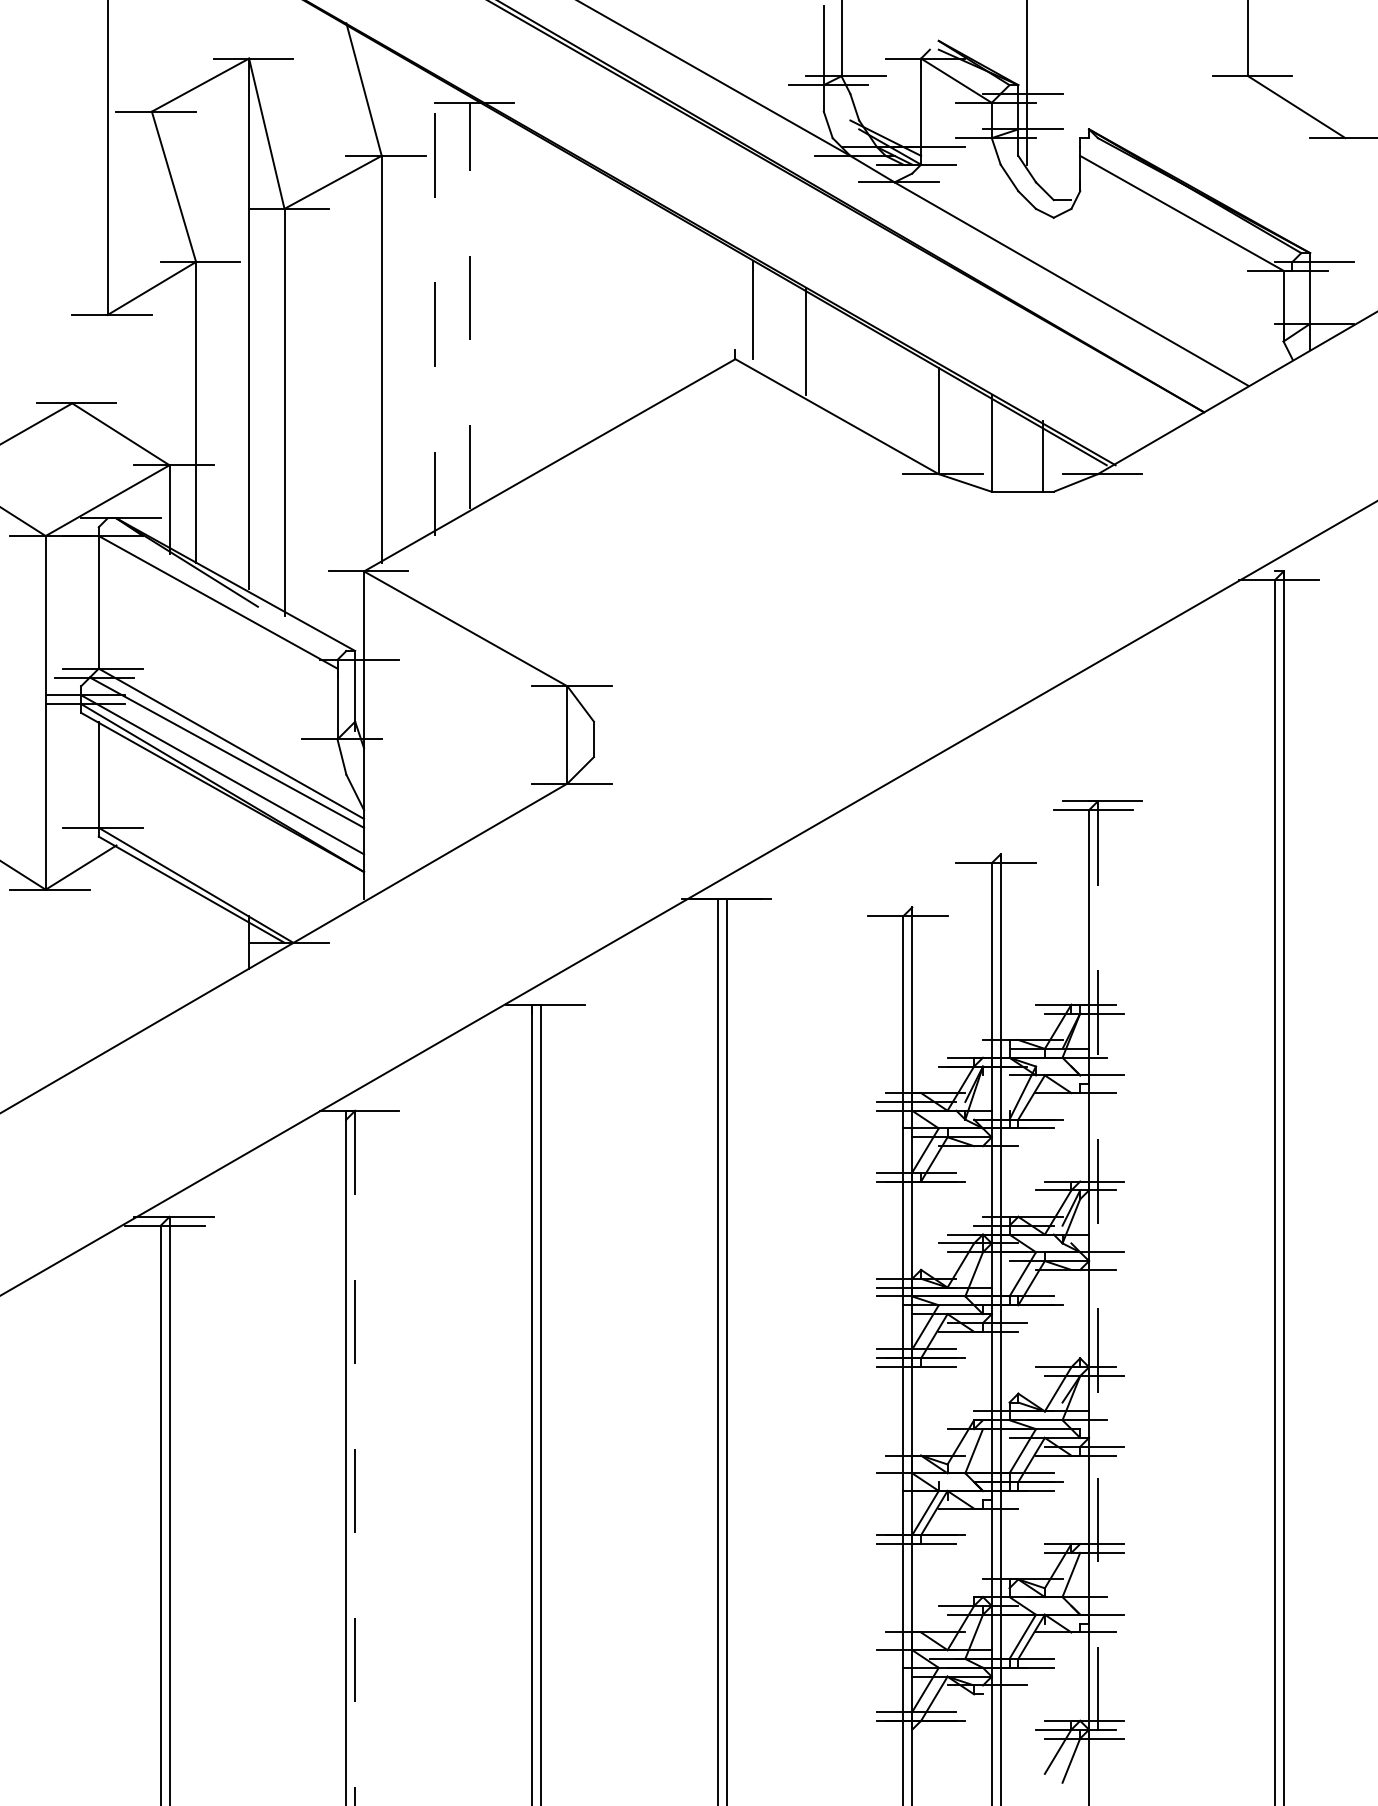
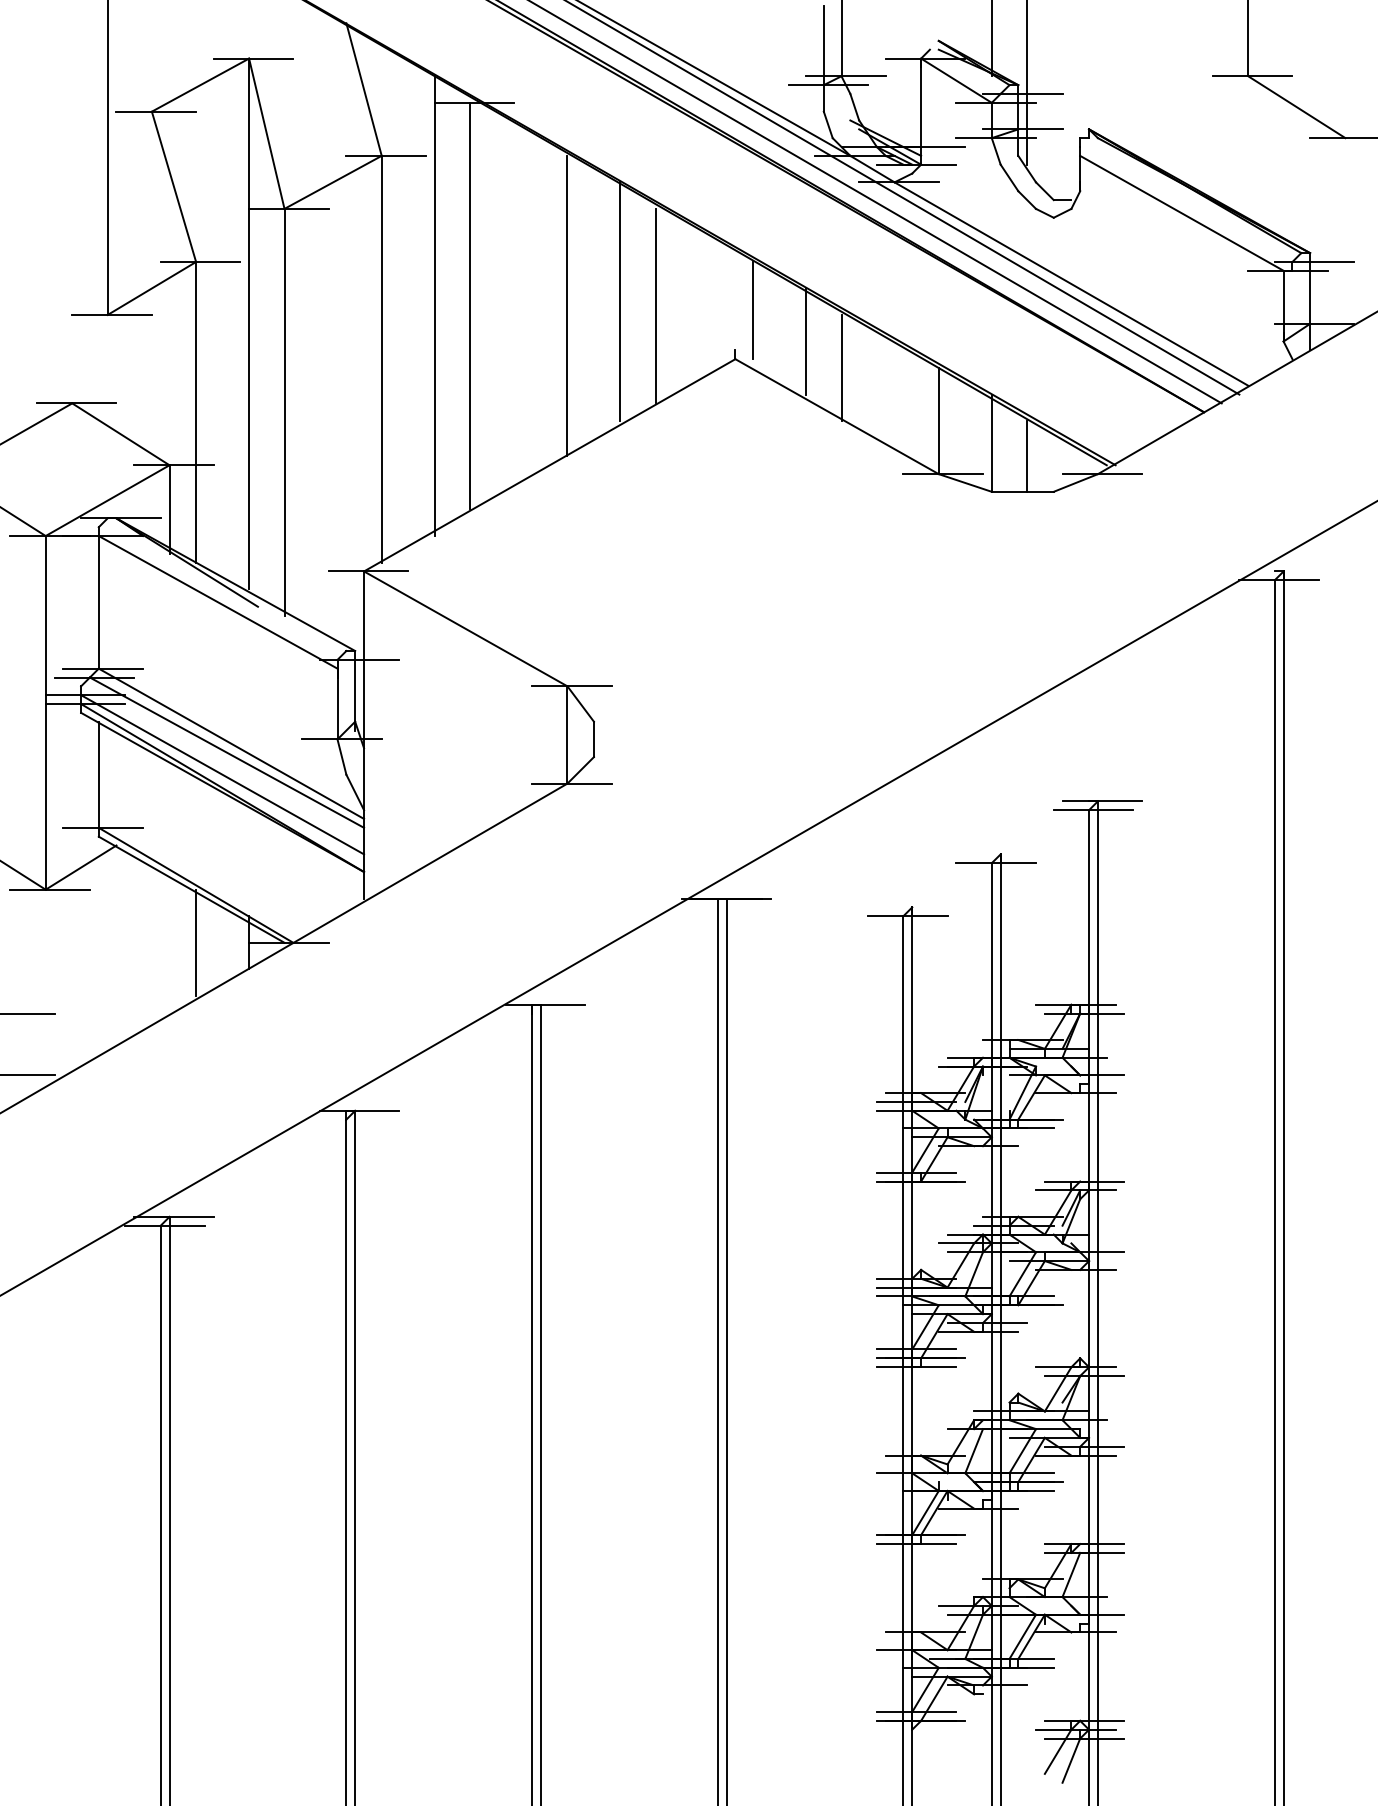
line: none -> present (991, 39)
line: none -> present (903, 198)
line: none -> present (876, 202)
line: none -> present (620, 301)
line: dashed -> solid (470, 305)
line: none -> present (567, 305)
line: none -> present (655, 305)
line: dashed -> solid (434, 306)
line: none -> present (841, 367)
line position: (1043, 456) -> (1027, 456) (1027, 456)
line: none -> present (196, 942)
line: none -> present (28, 1013)
line: none -> present (28, 1075)
line: dashed -> solid (1097, 1303)
line: dashed -> solid (355, 1458)
